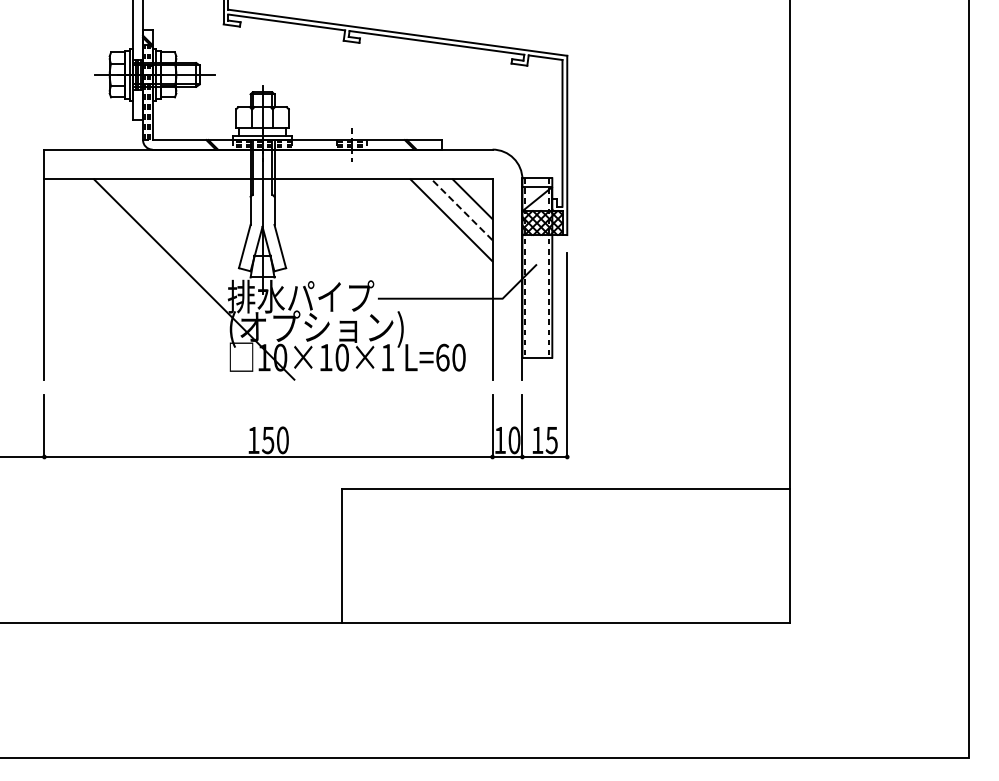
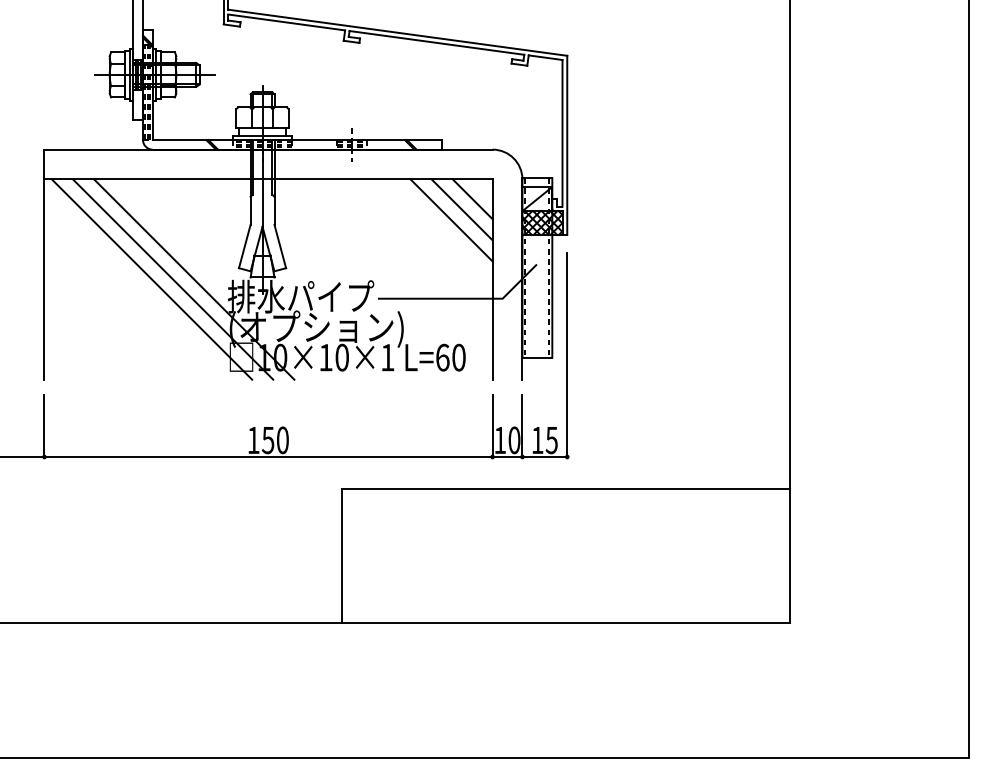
line: dashed -> solid (462, 209)
line: none -> present (151, 279)
line: none -> present (173, 279)
